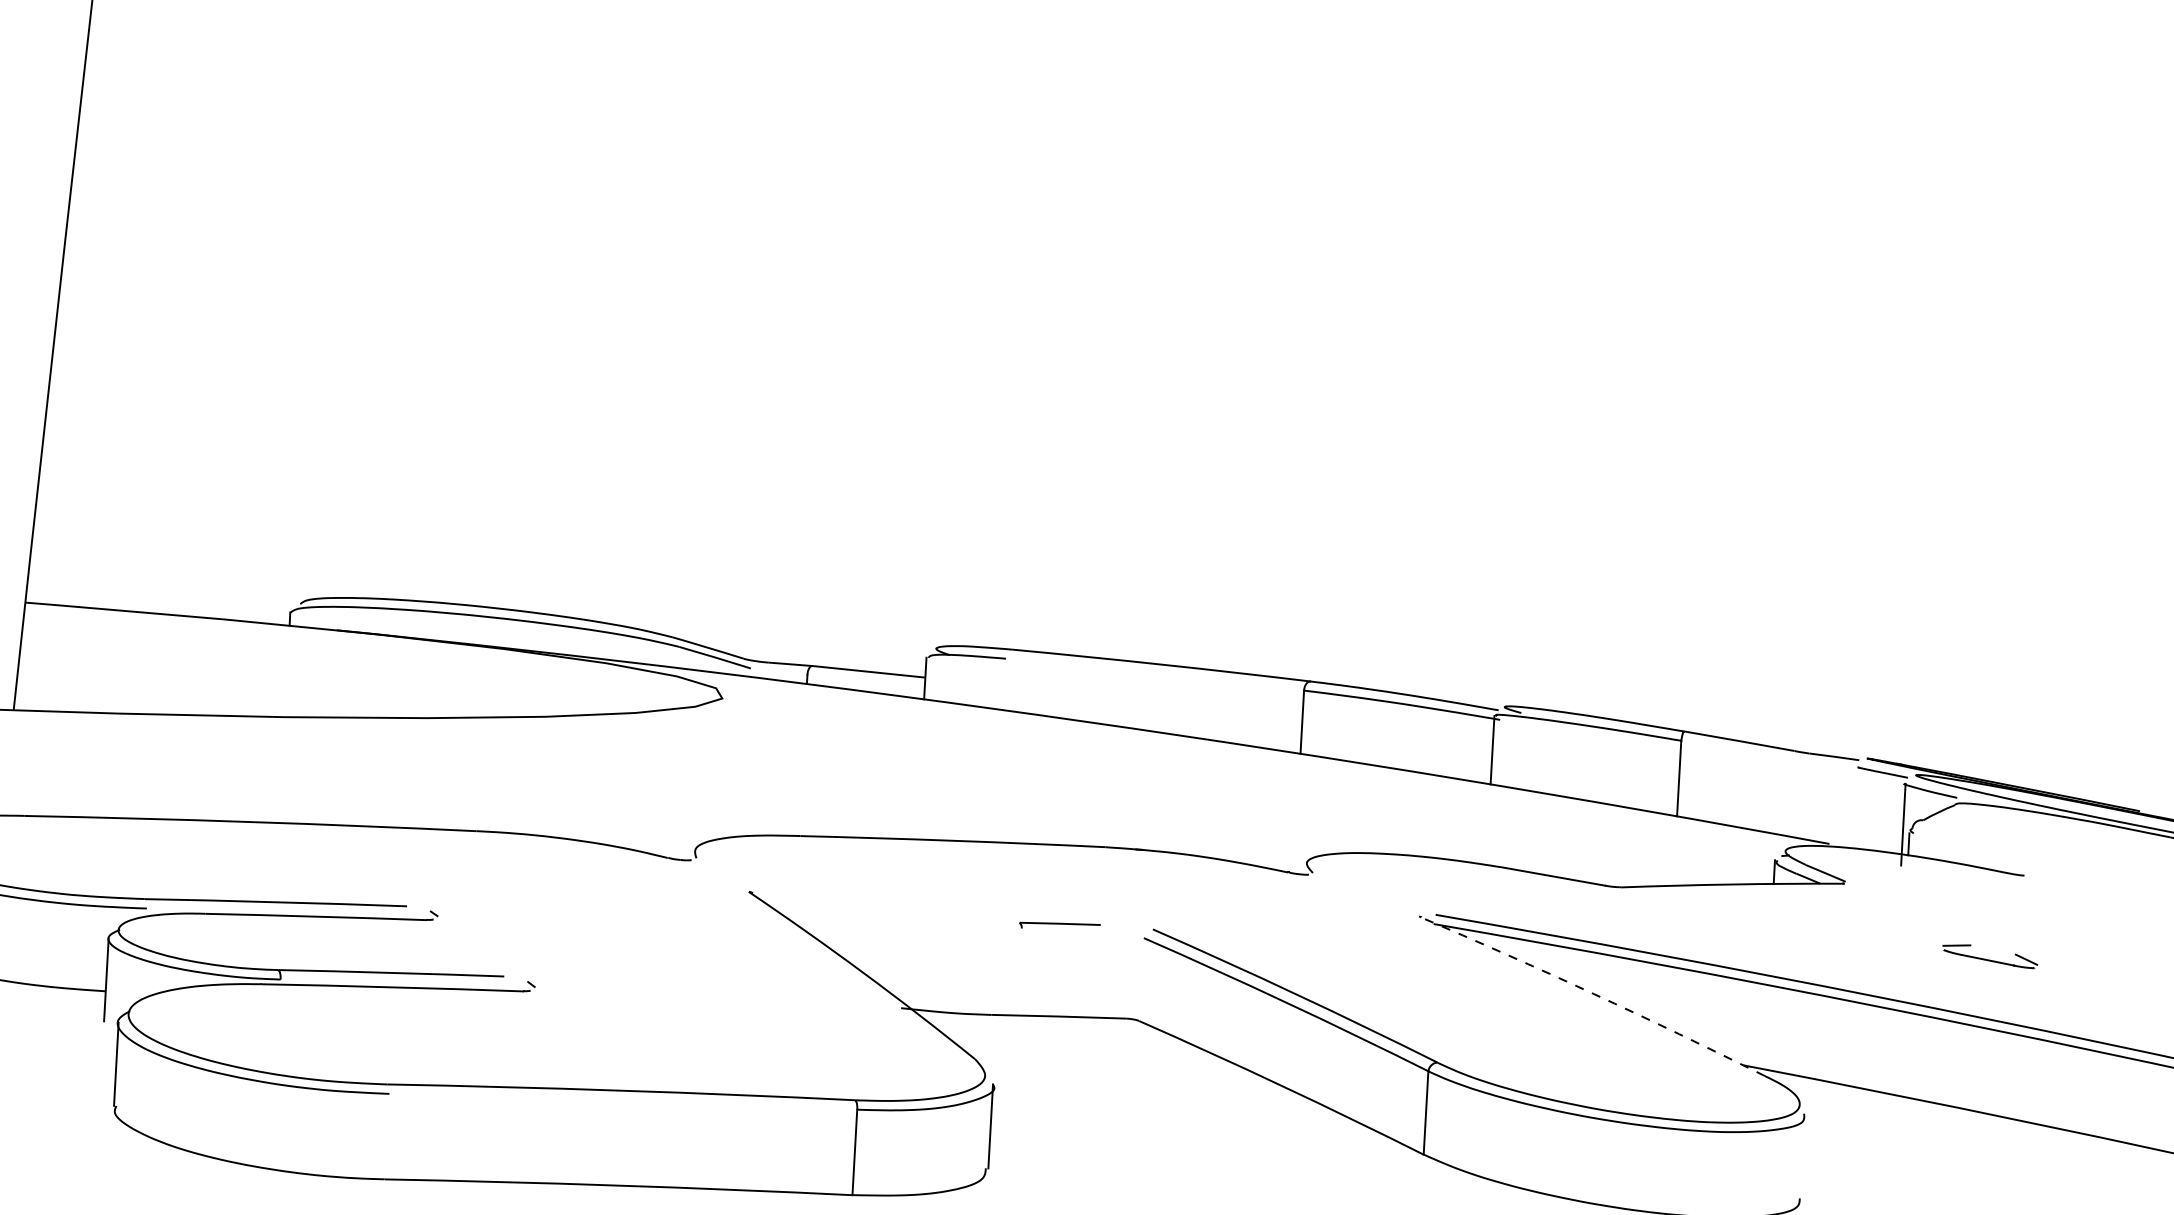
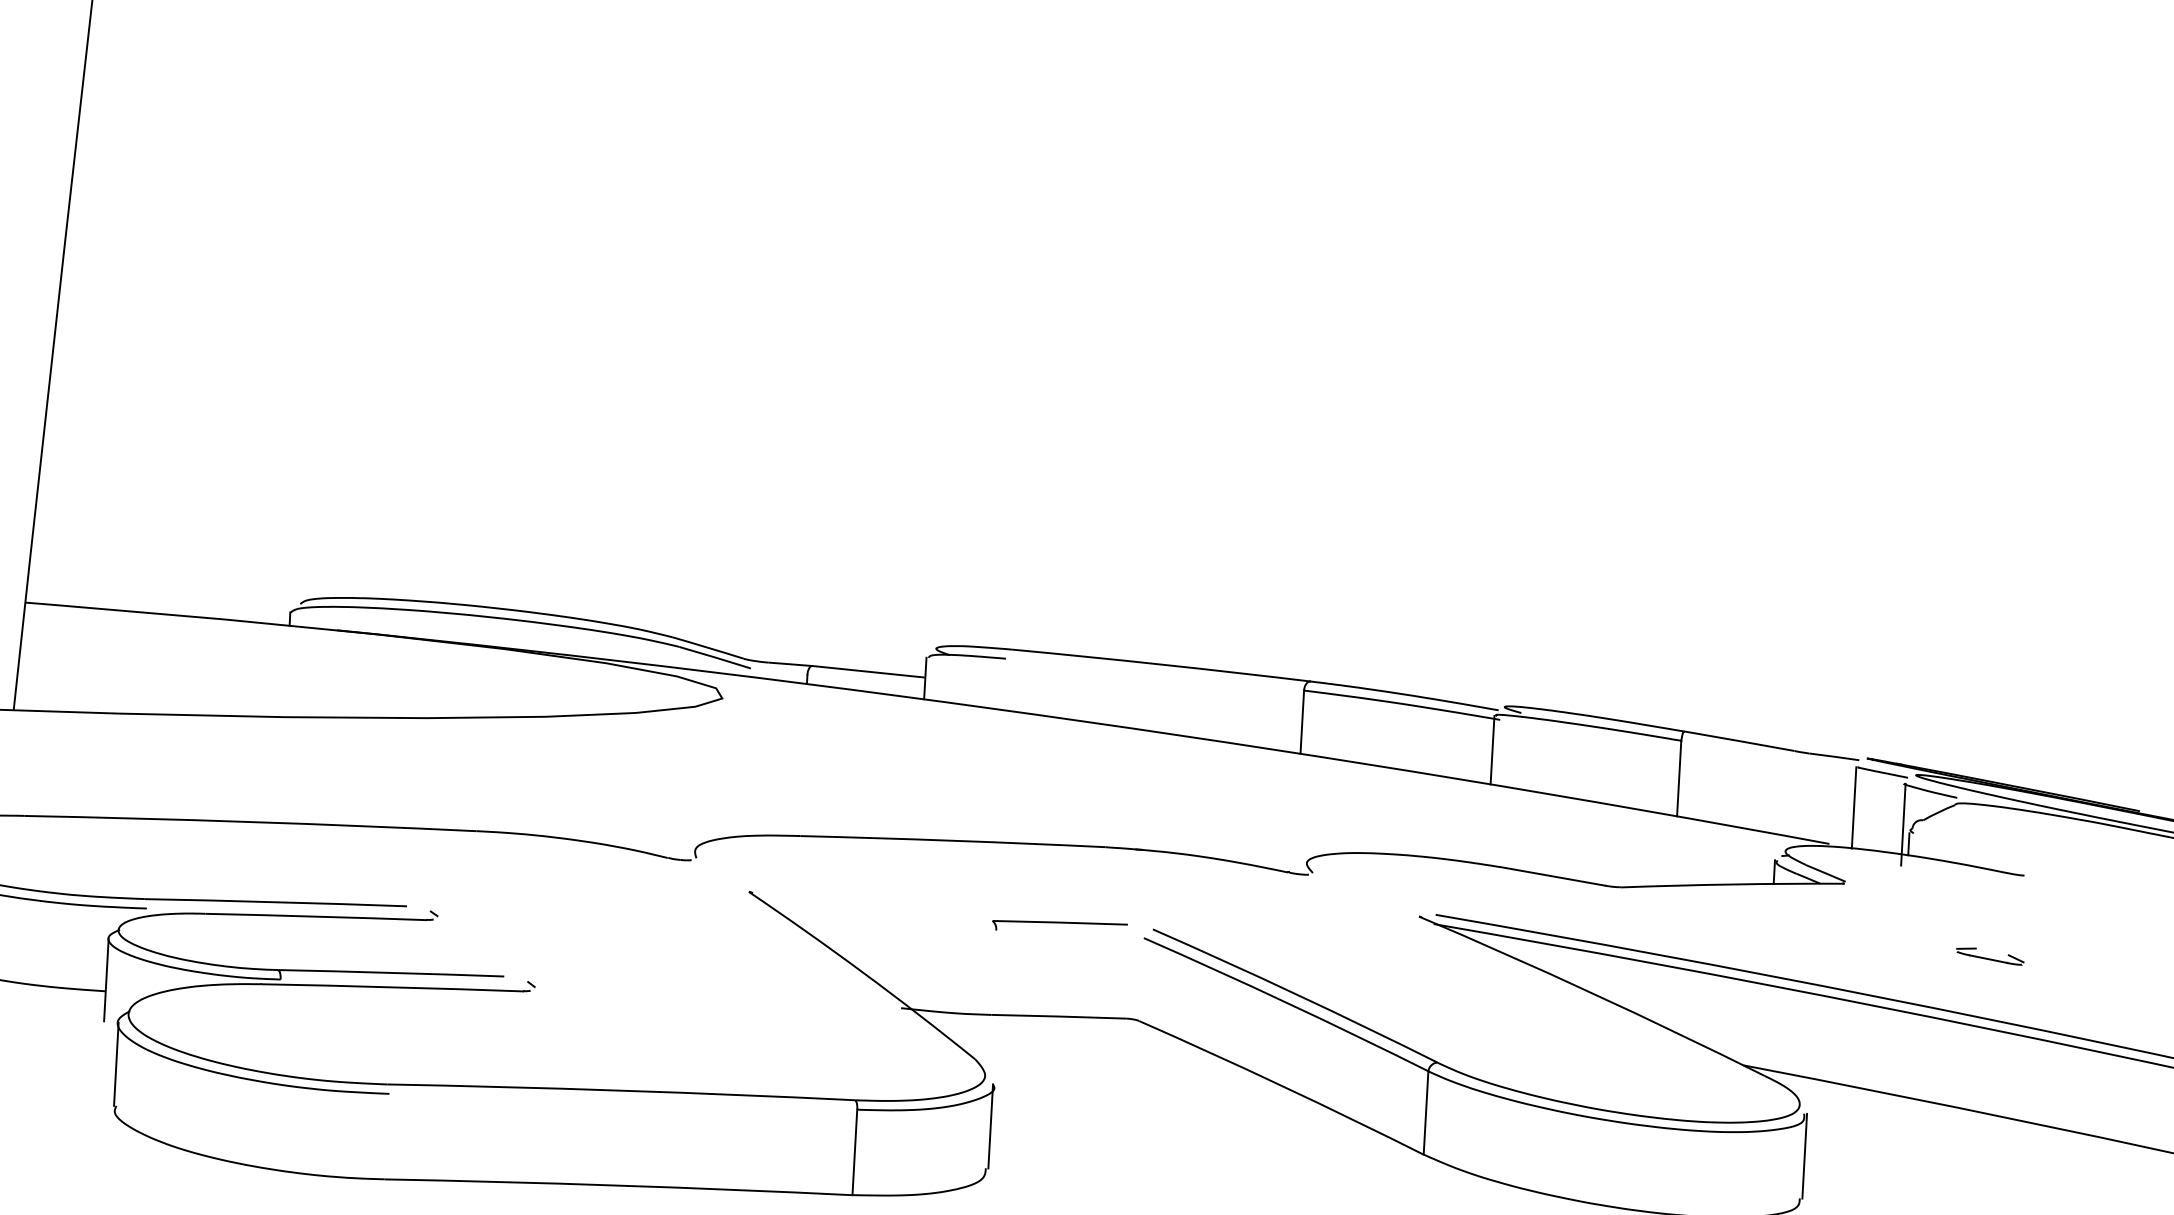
line: none -> present (1853, 807)
part size: 82x8 px -> 136x11 px (1059, 925)
part size: 97x26 px -> 69x19 px (1990, 956)
arc: dashed -> solid (1593, 993)
line: none -> present (1804, 1155)
